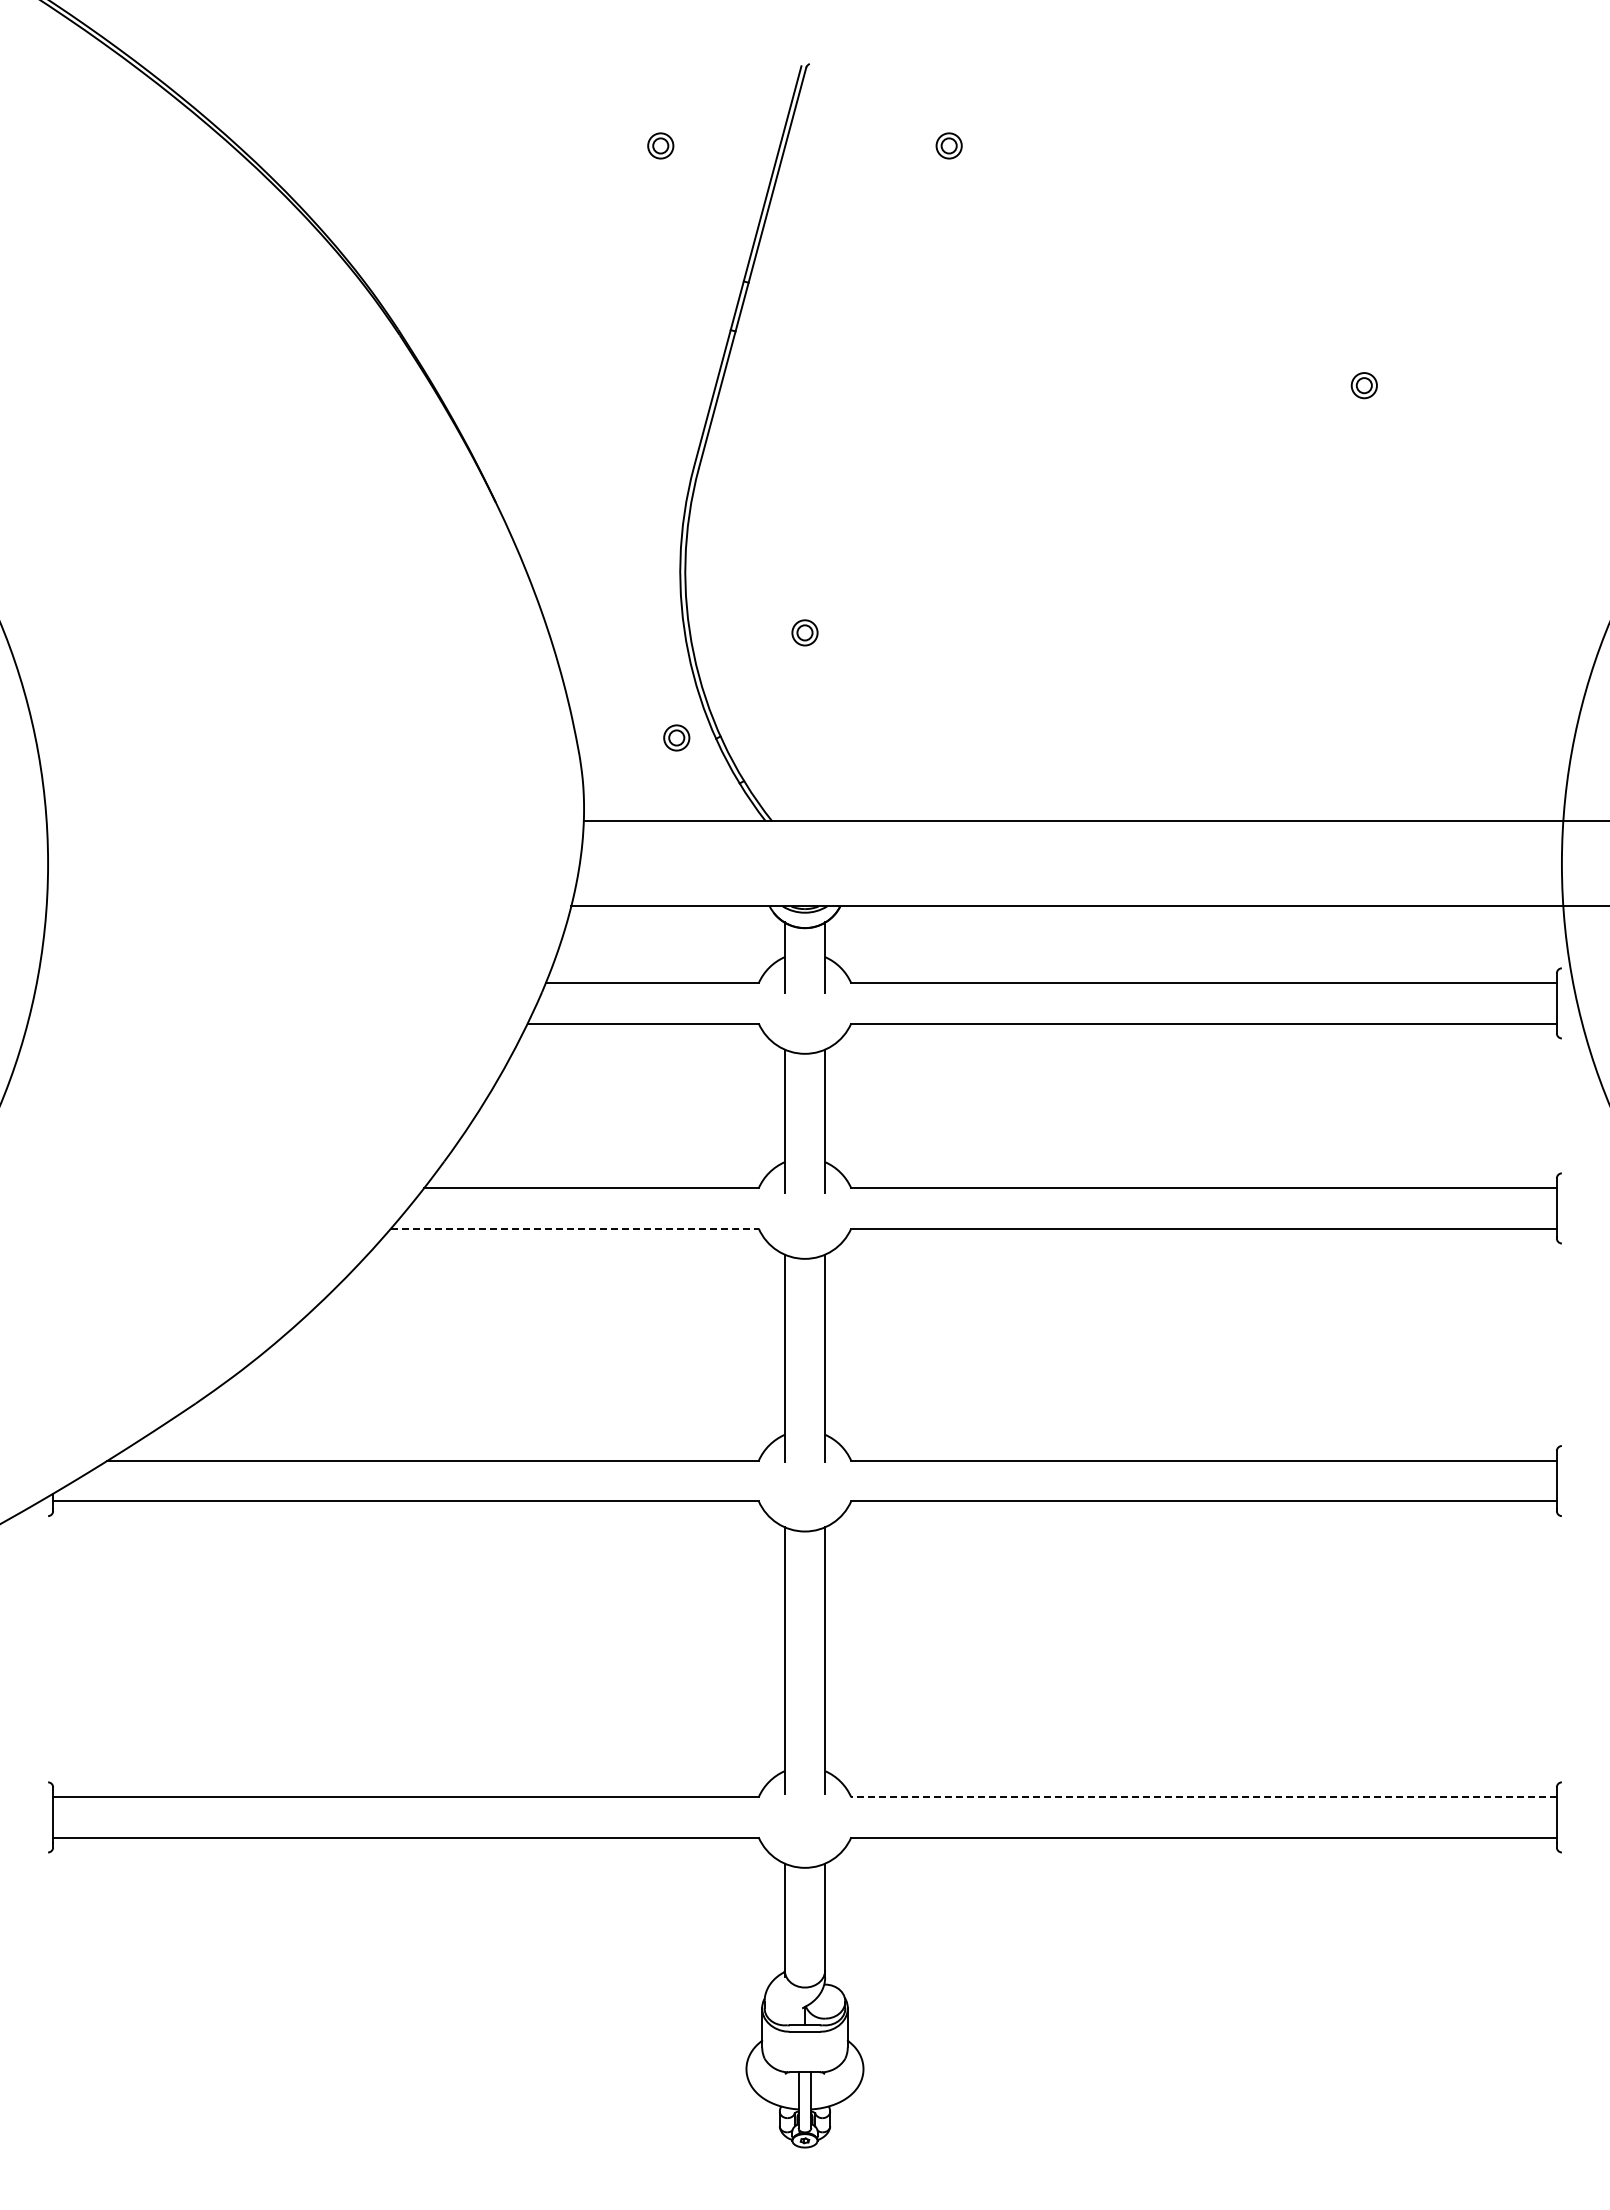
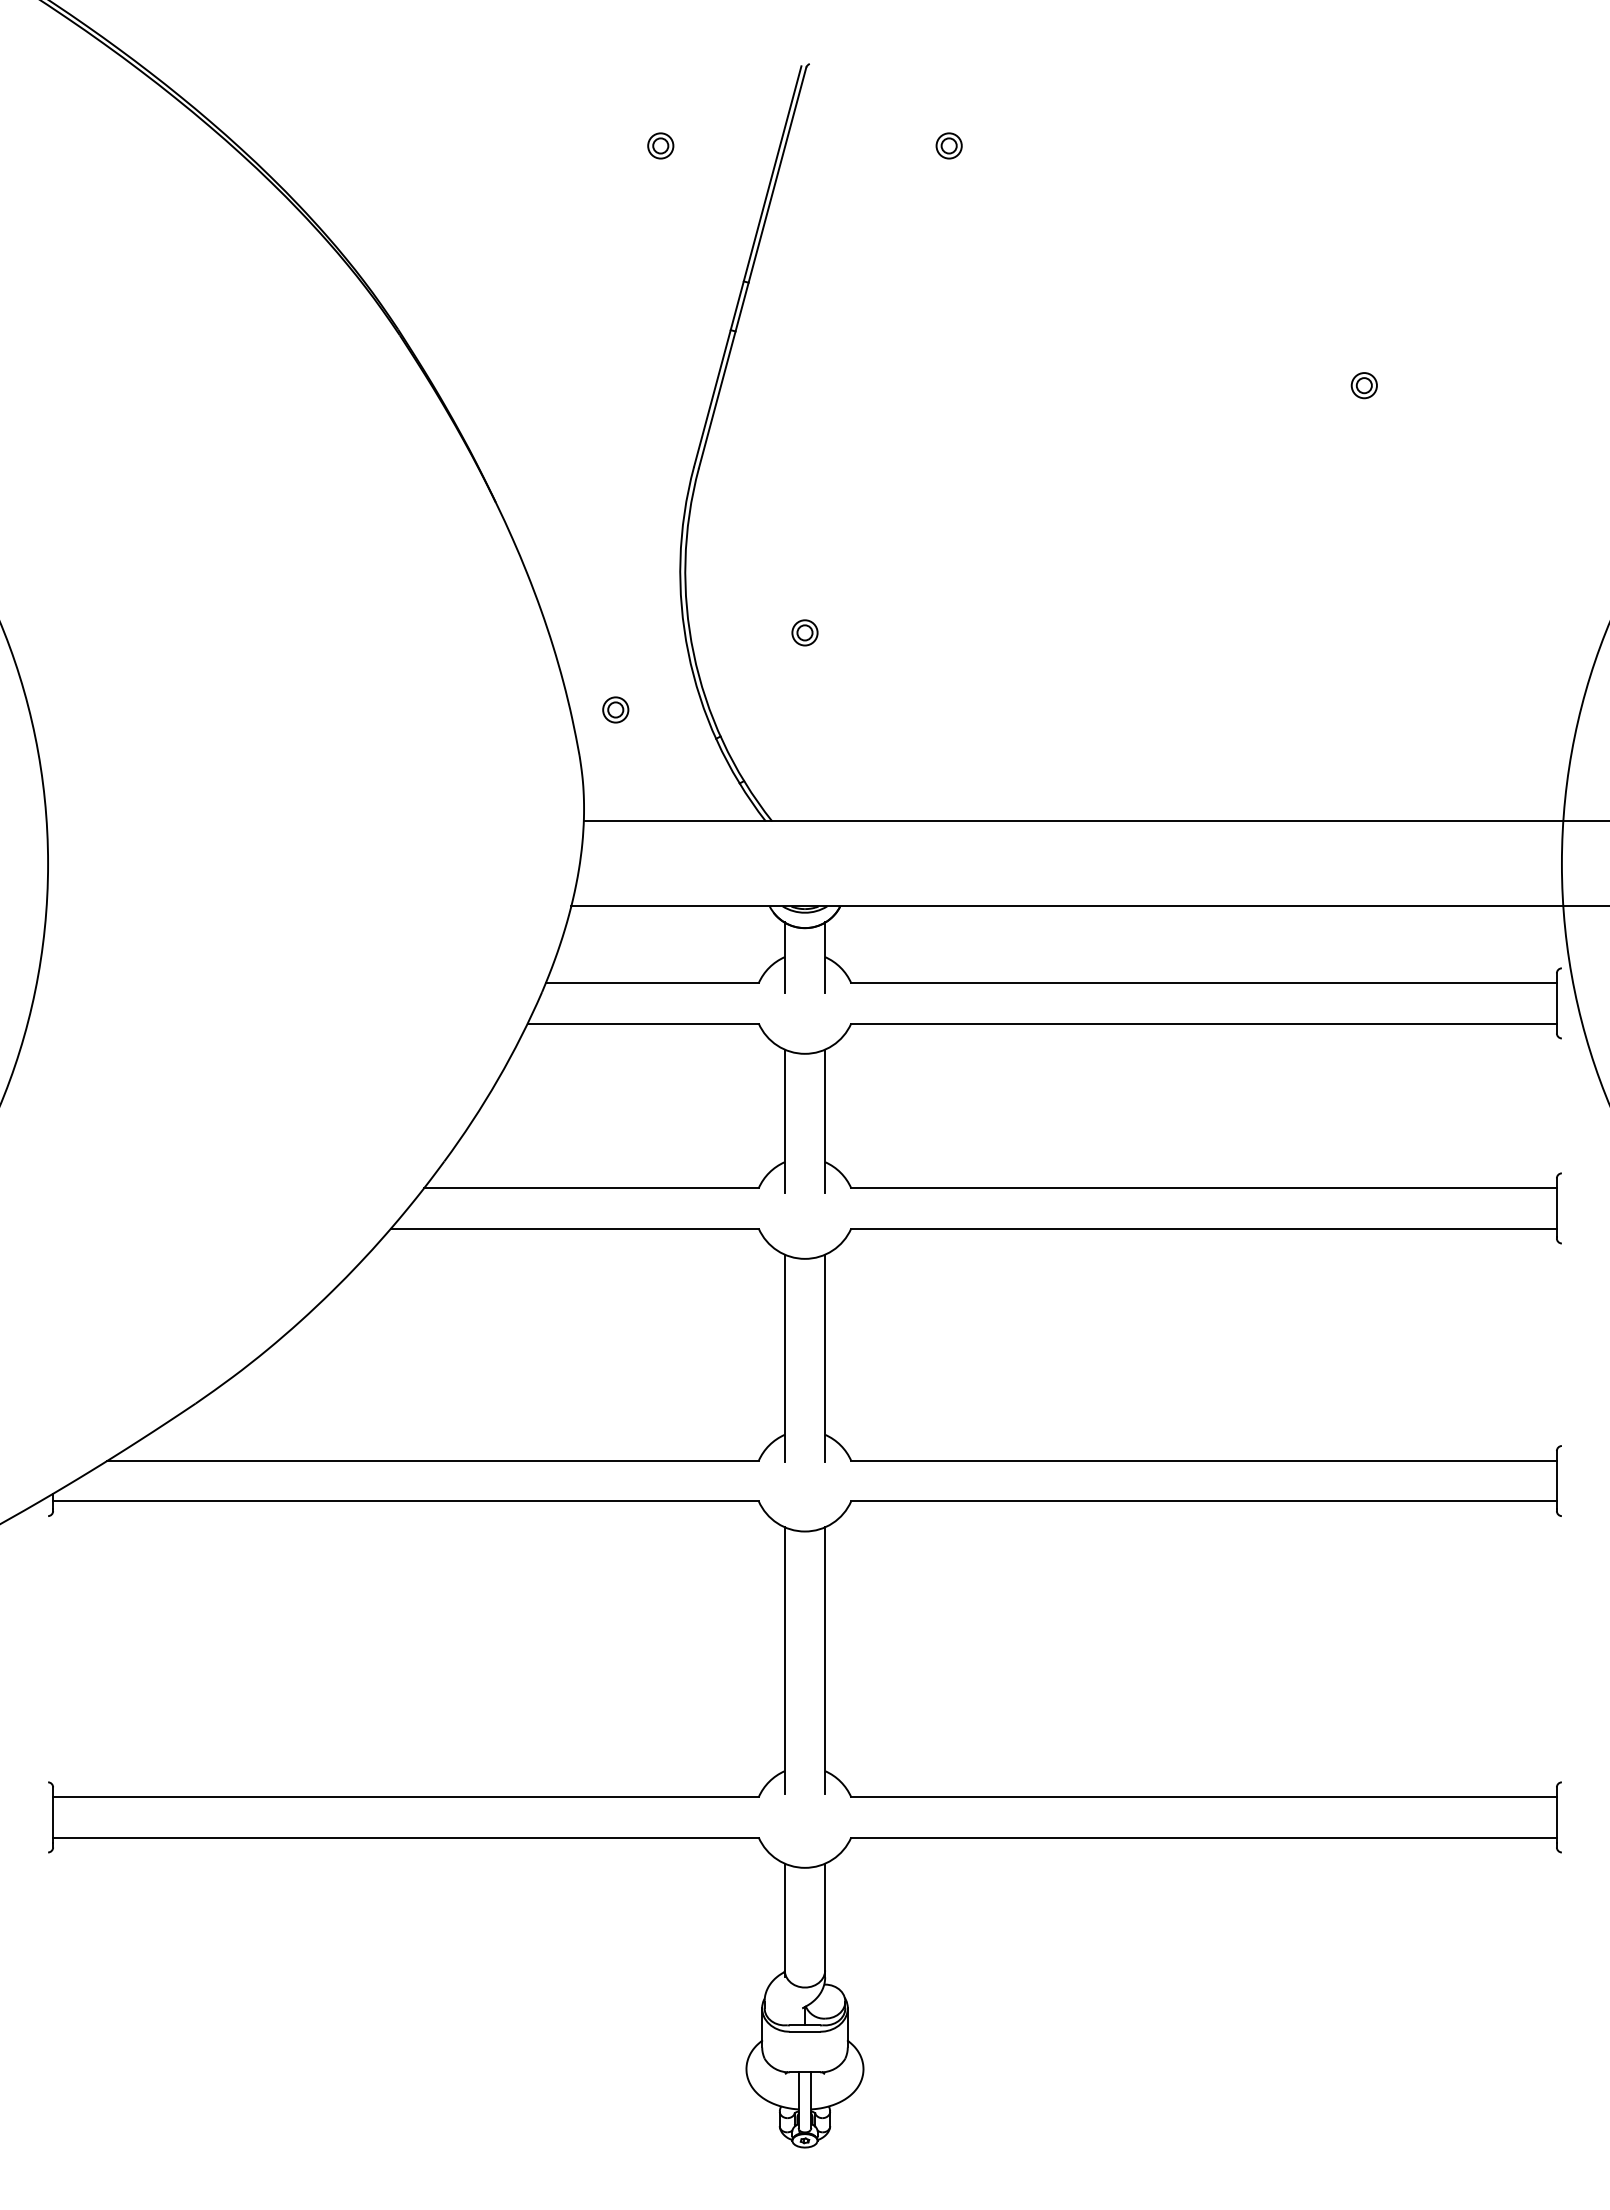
part position: (676, 737) -> (615, 709) (615, 709)
line: dashed -> solid (574, 1228)
line: dashed -> solid (1204, 1797)
